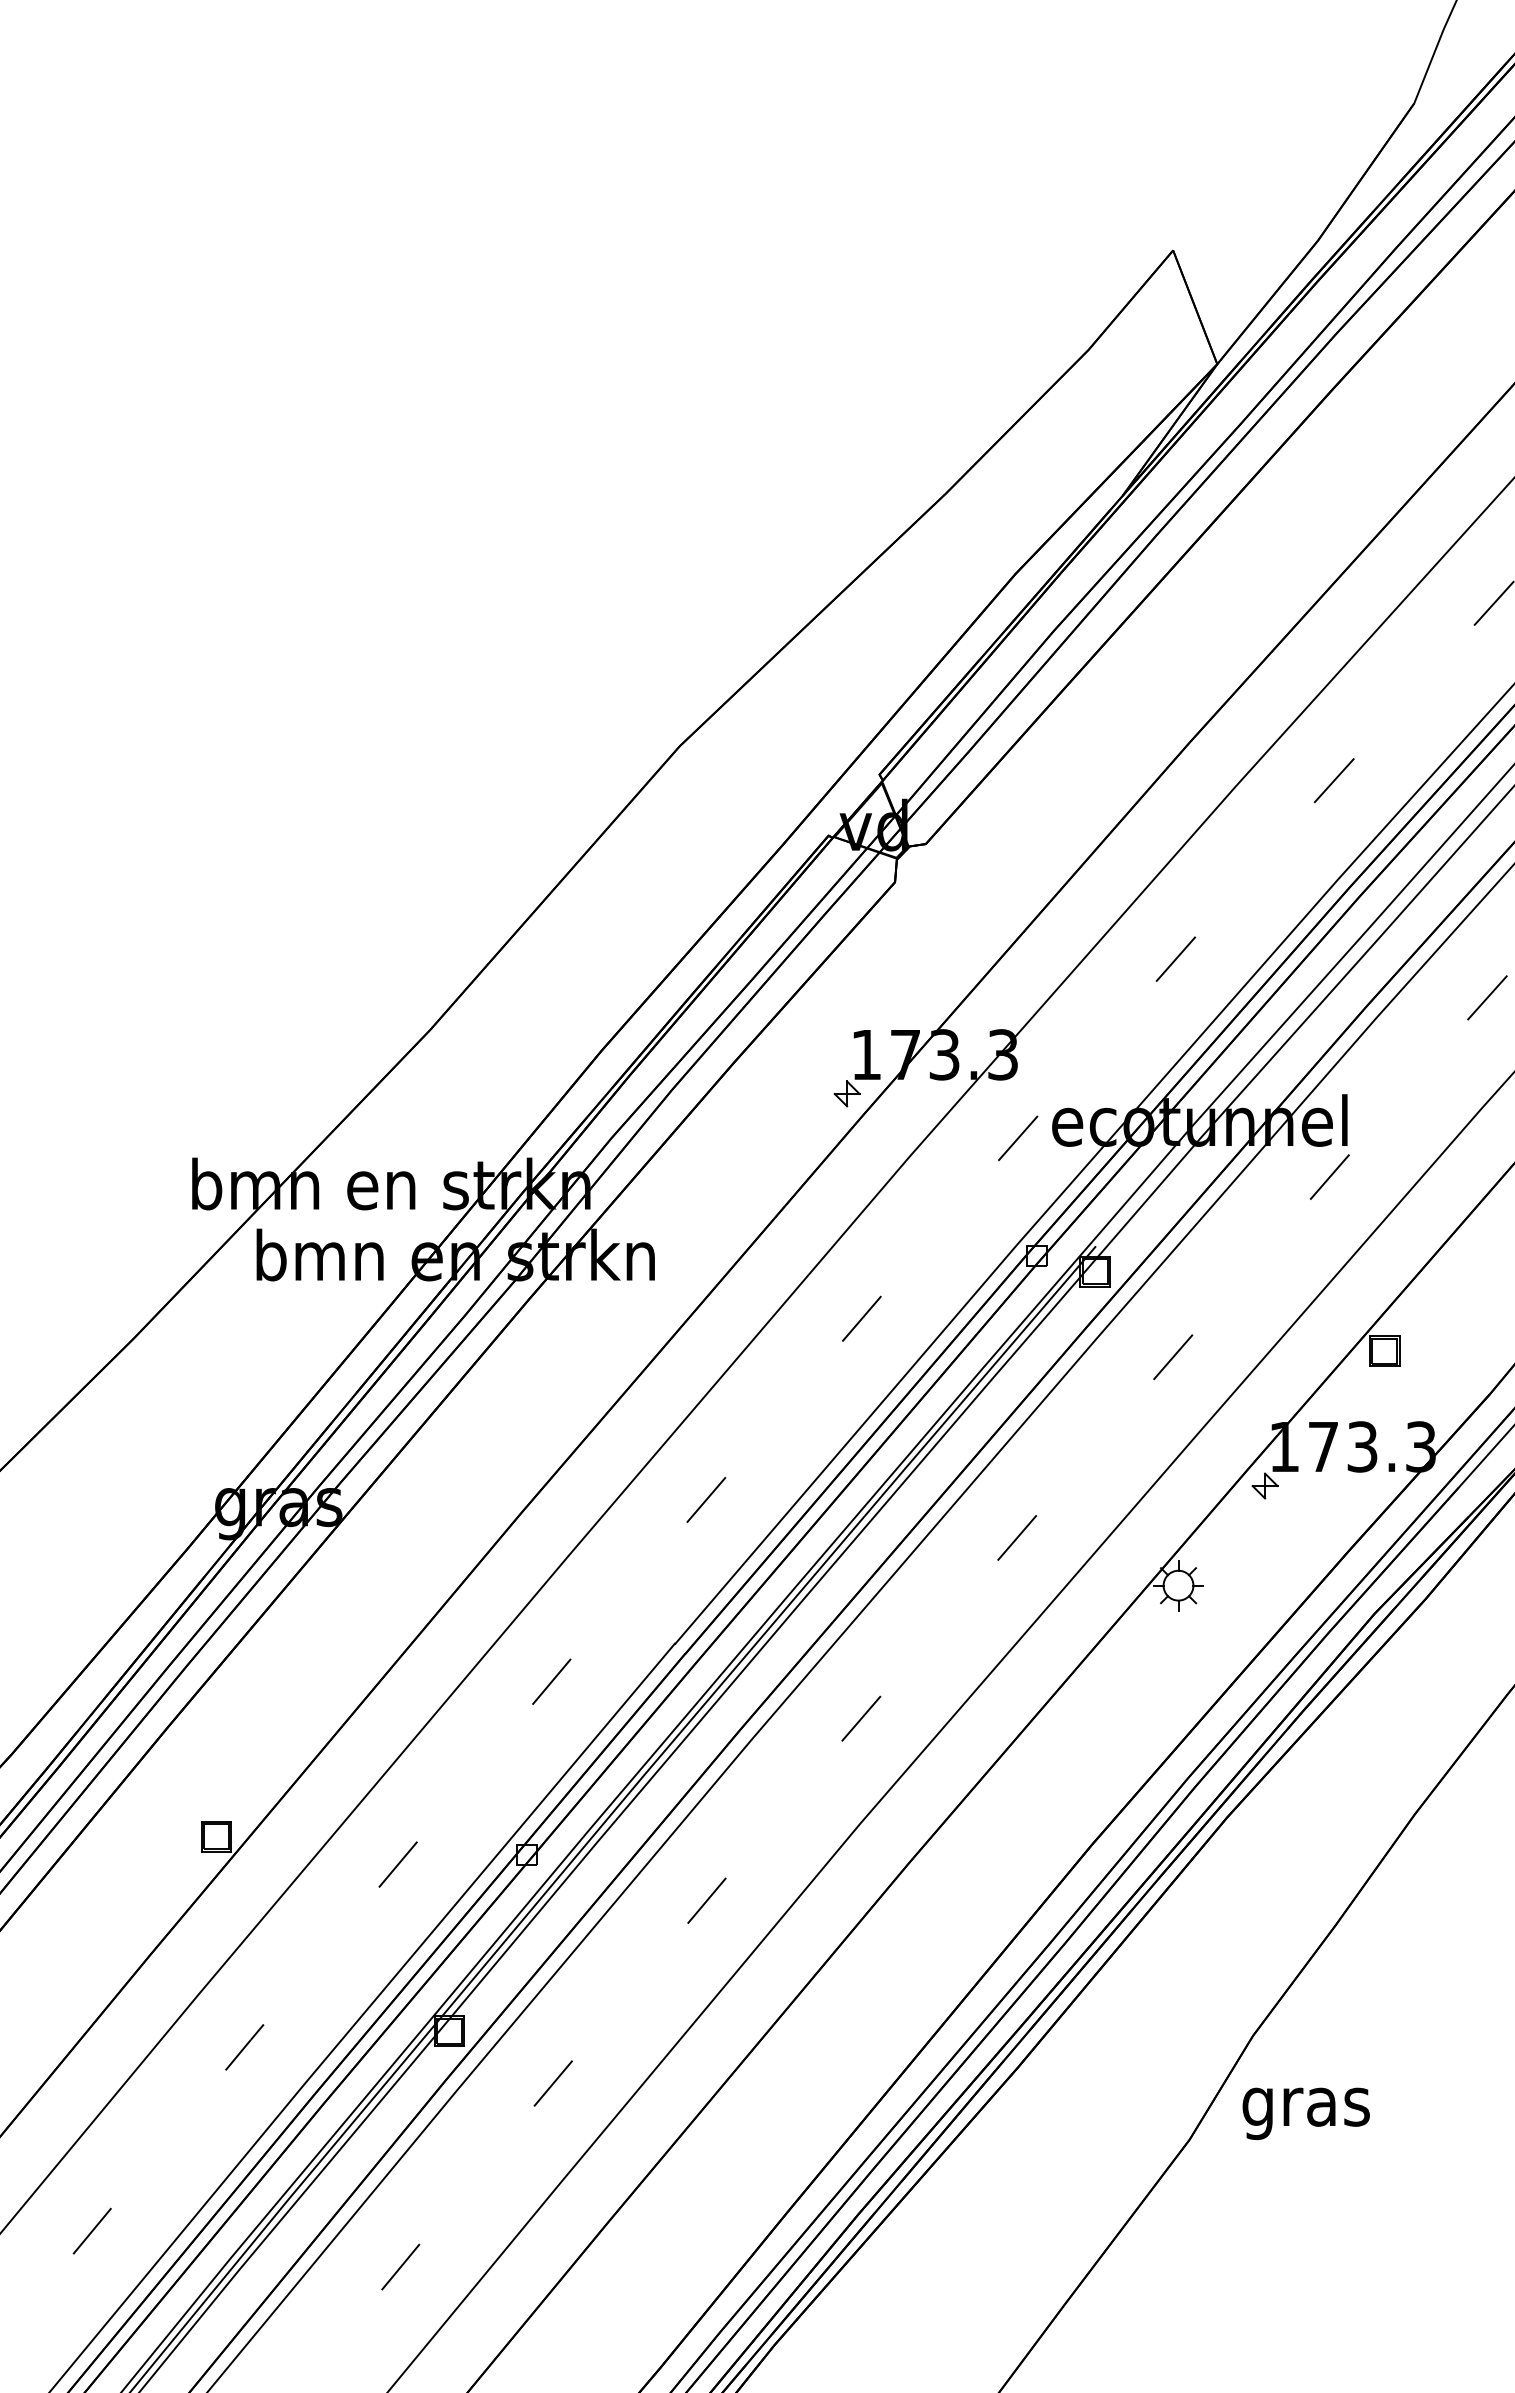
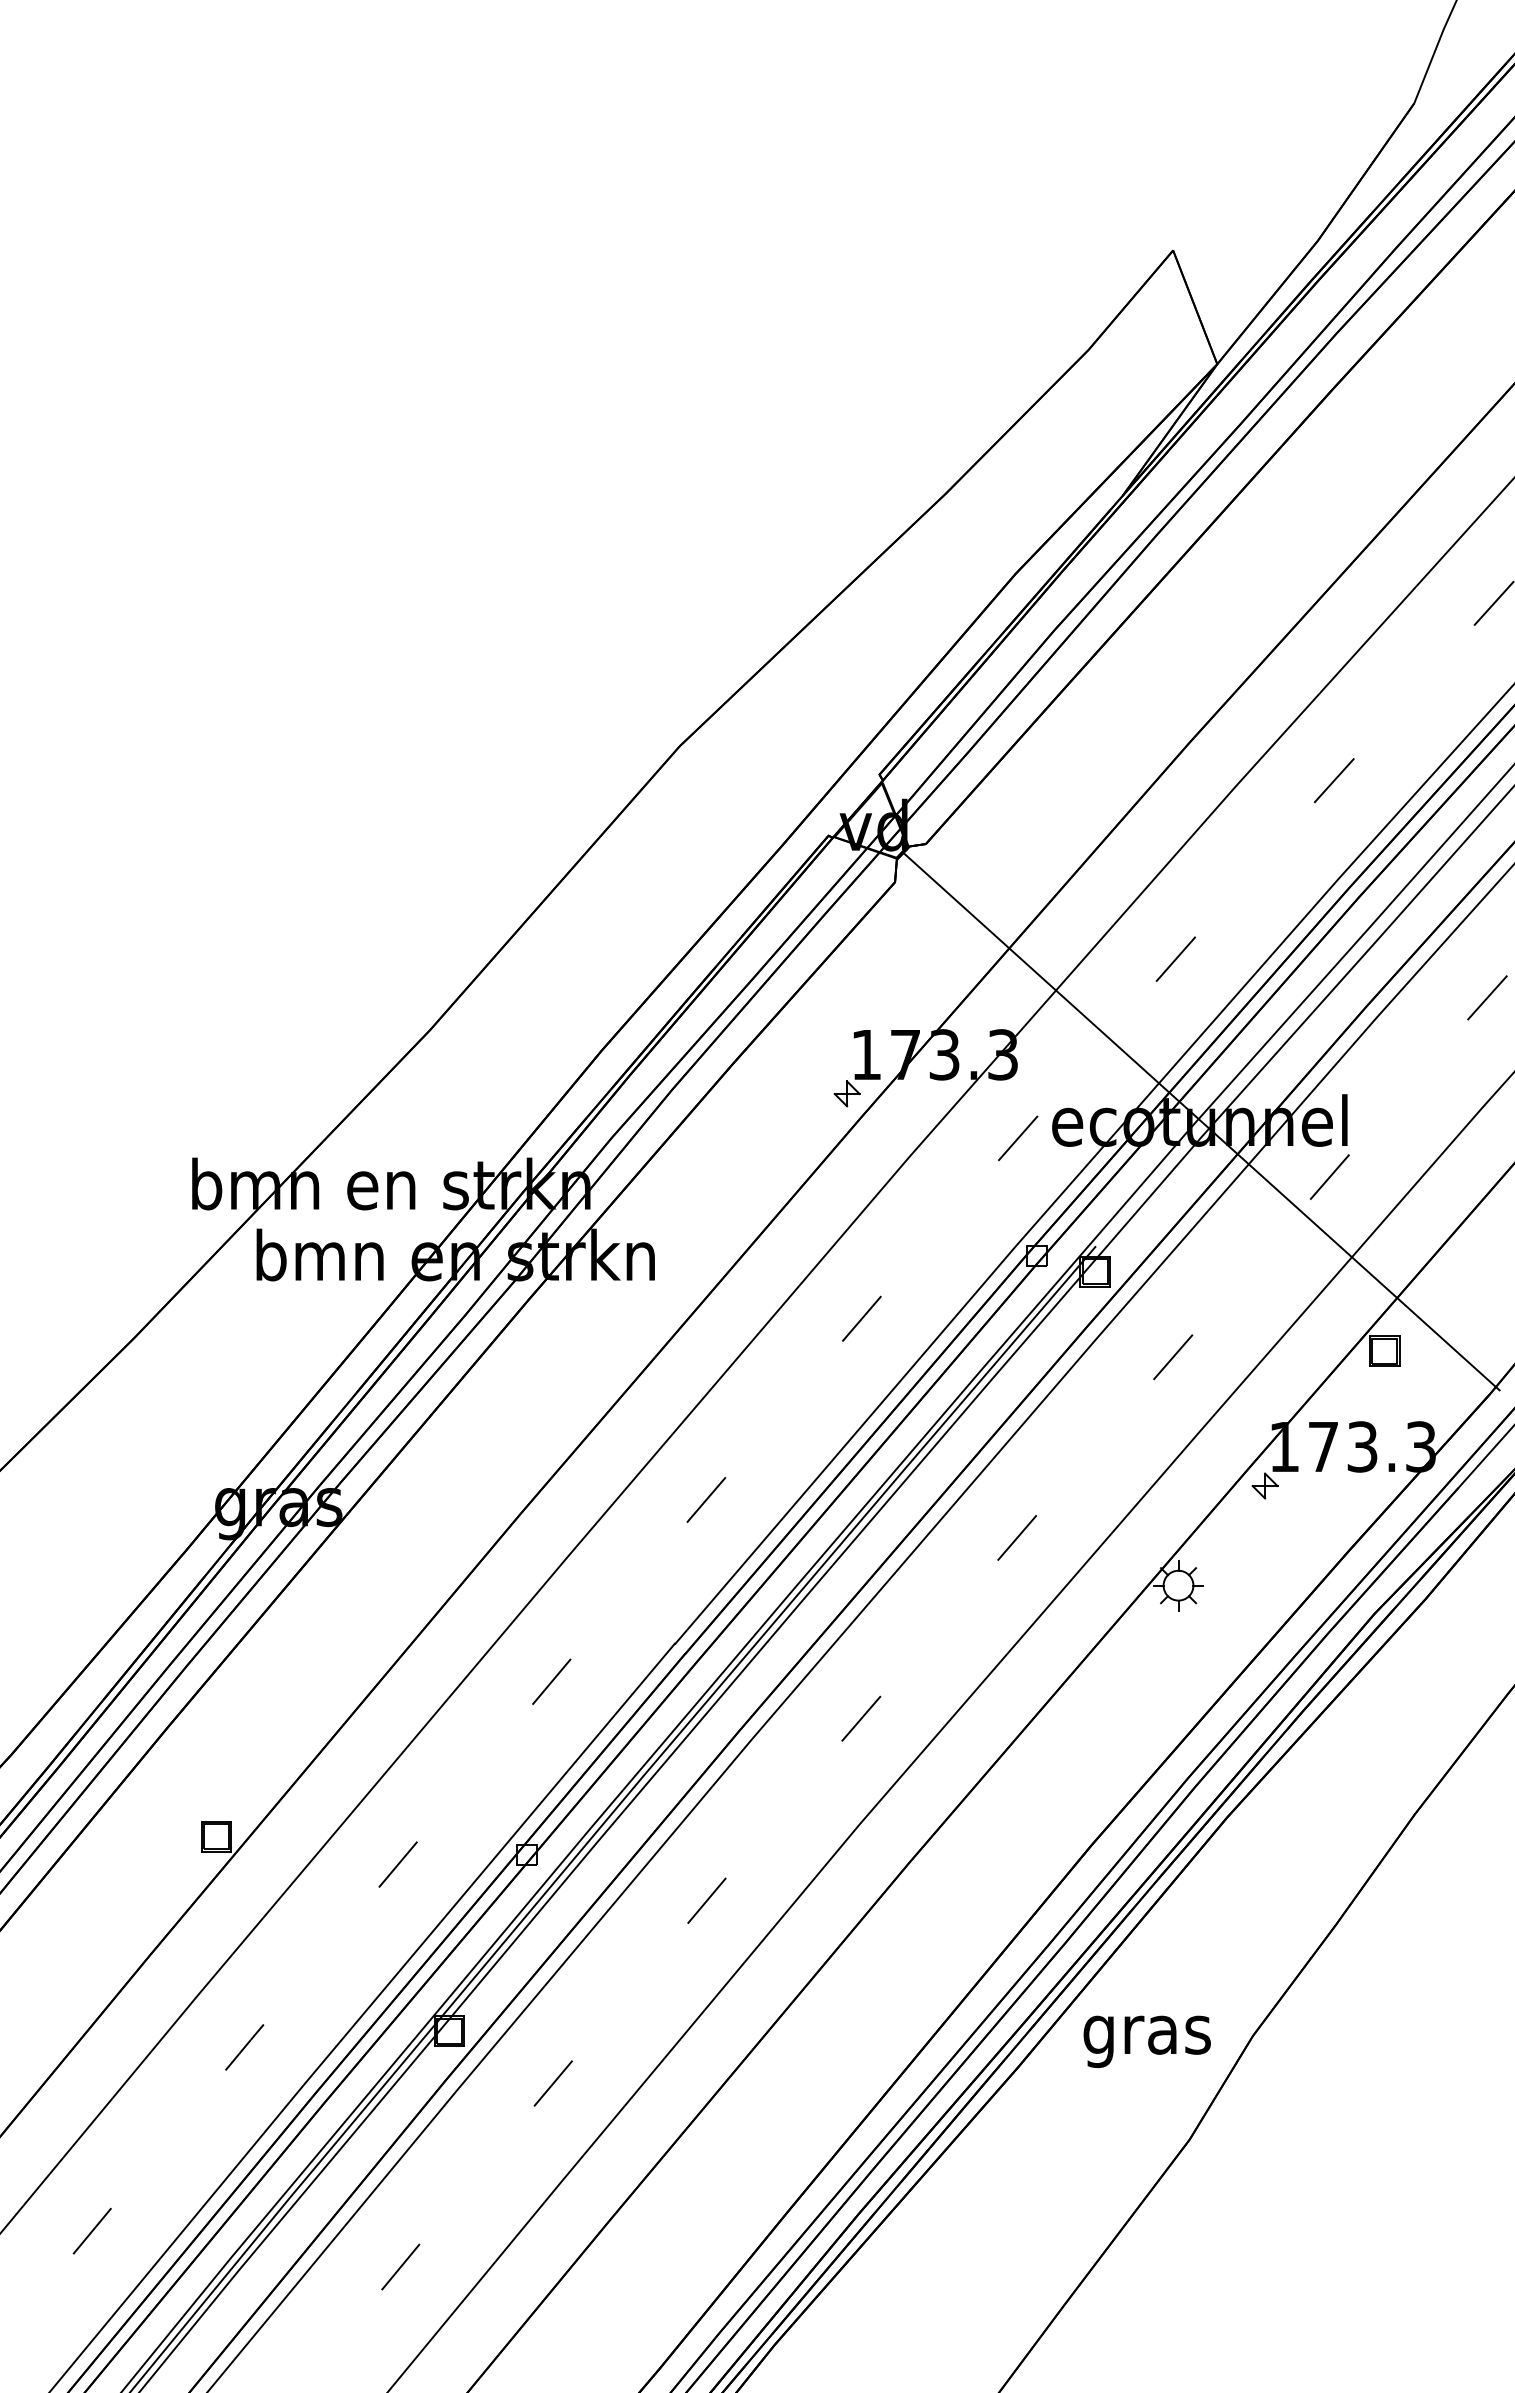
line: none -> present (1200, 1121)
text position: (1305, 2113) -> (1146, 2041) (1146, 2041)
